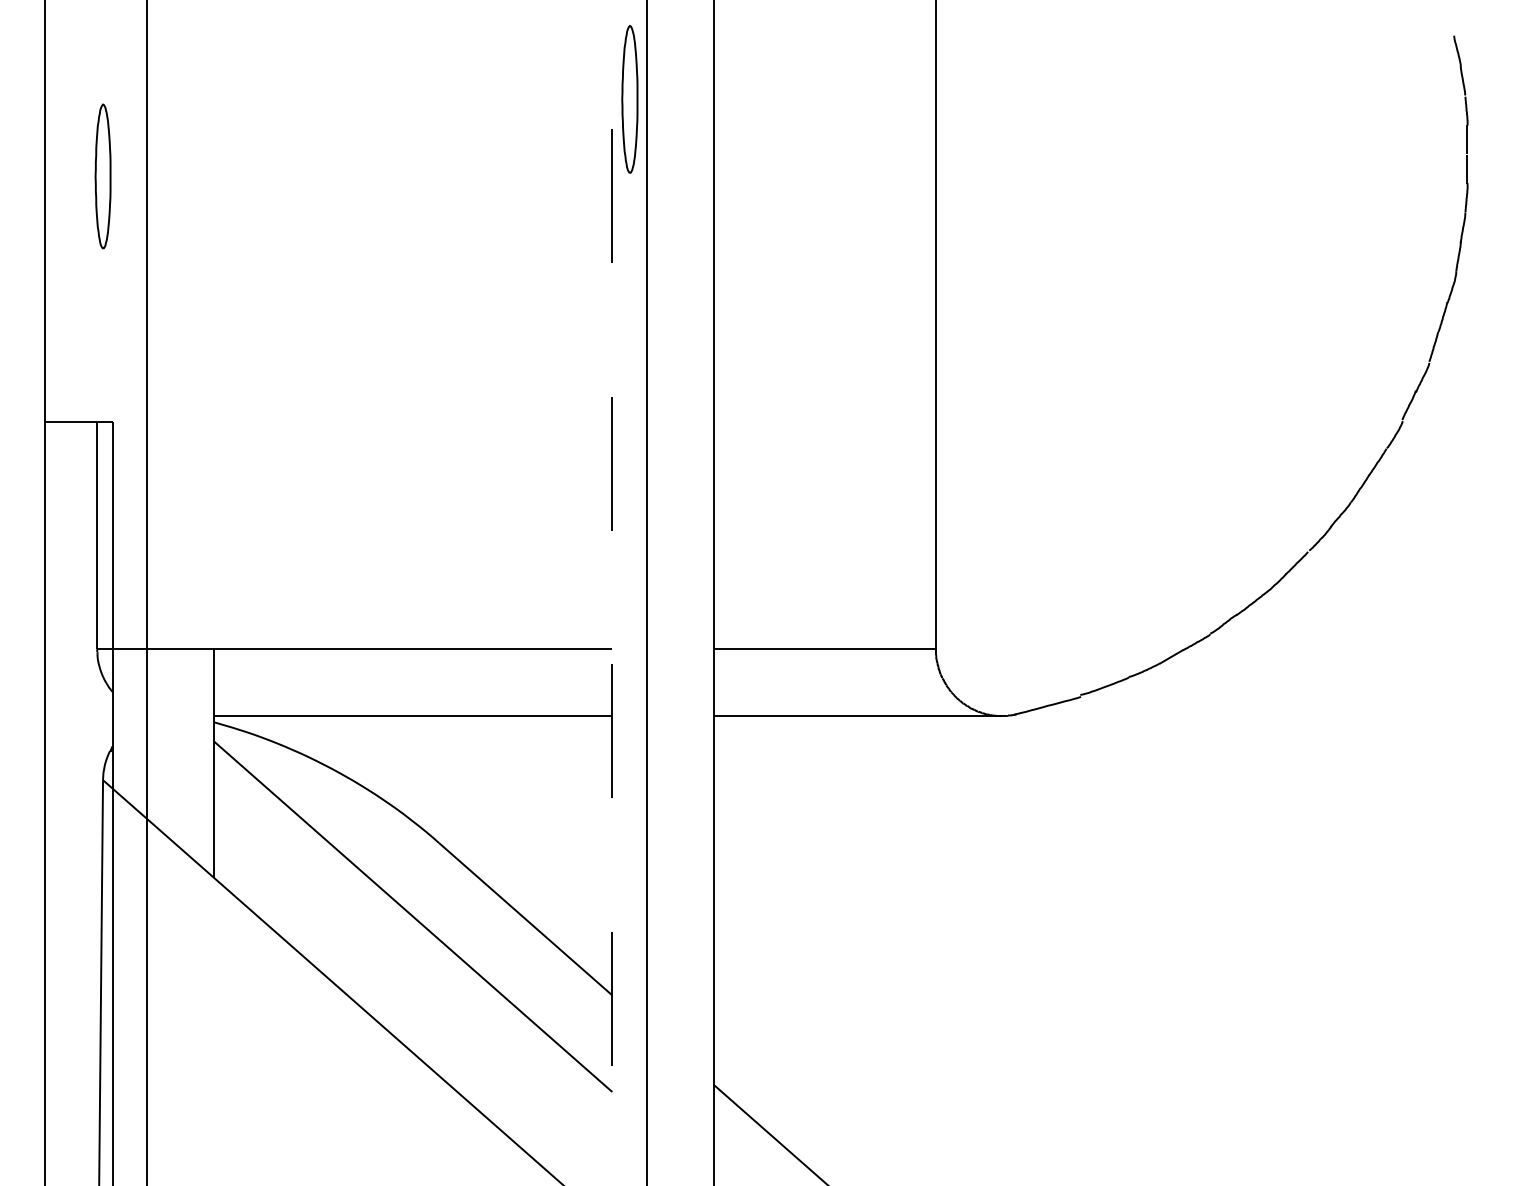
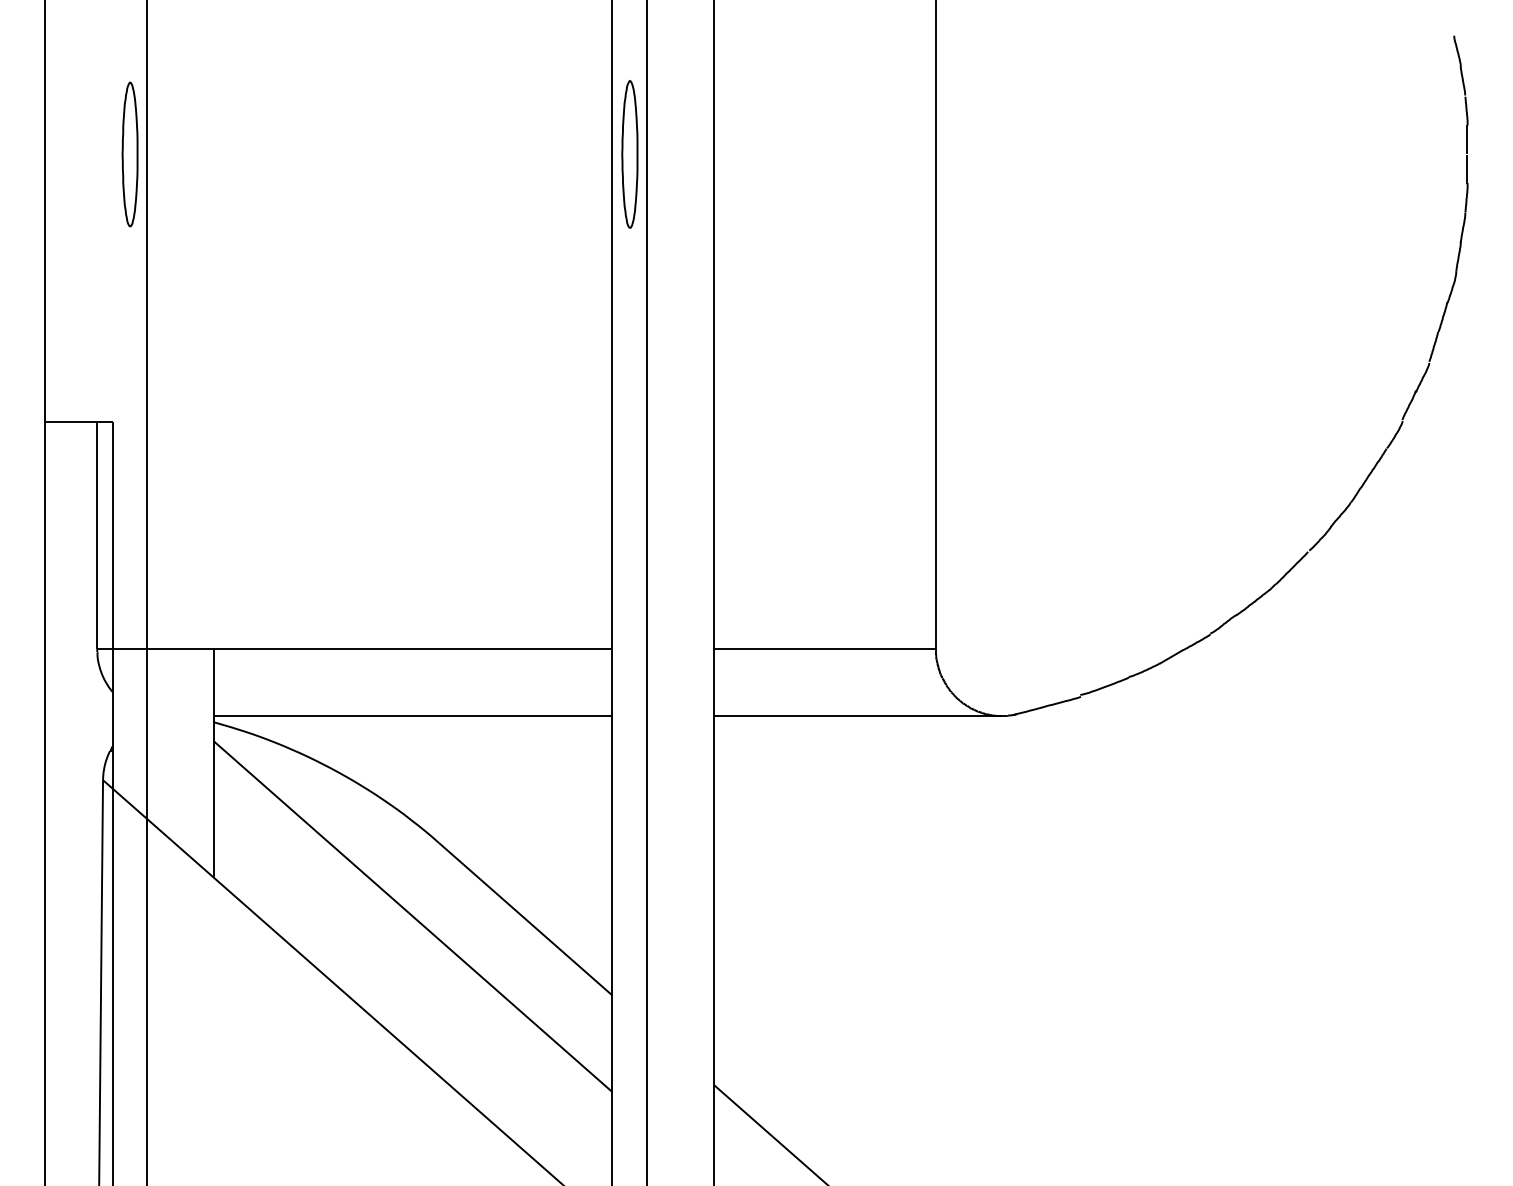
part position: (629, 99) -> (629, 154) (629, 154)
part position: (102, 176) -> (129, 154) (129, 154)
line: dashed -> solid (612, 592)
